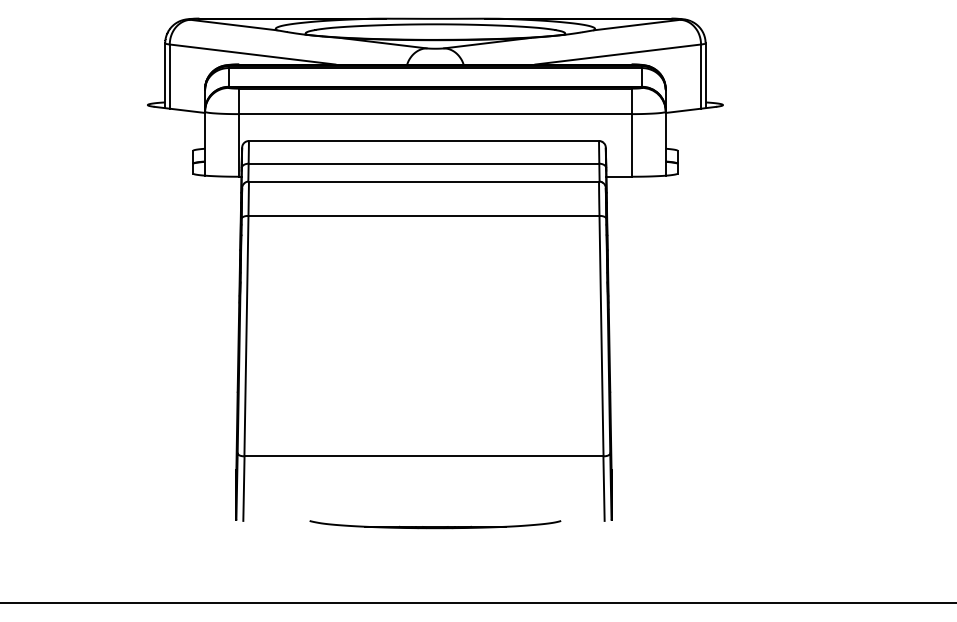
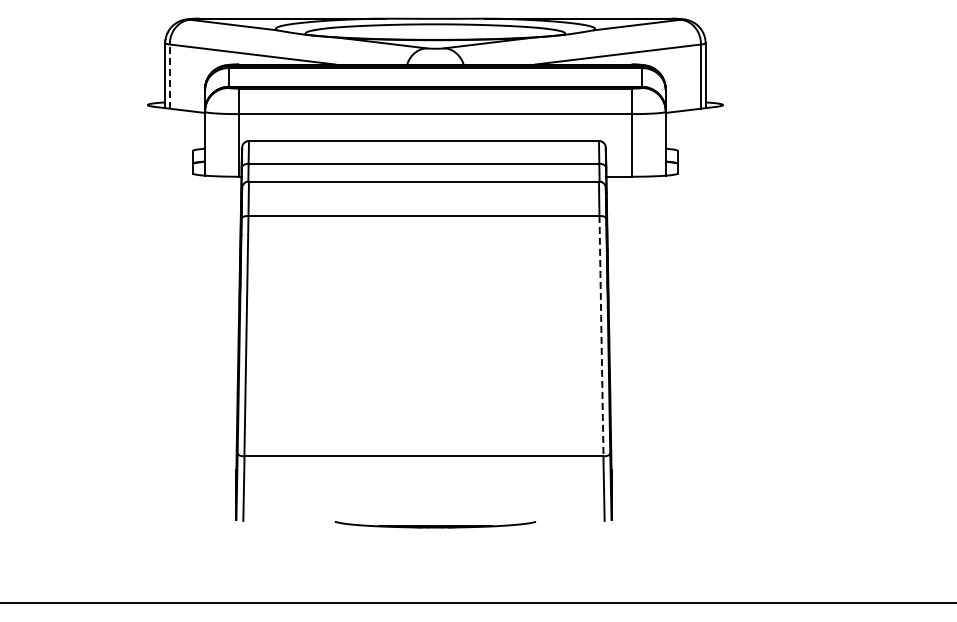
line: solid -> dashed (169, 76)
line: solid -> dashed (601, 336)
part size: 253x10 px -> 203x8 px (435, 524)
